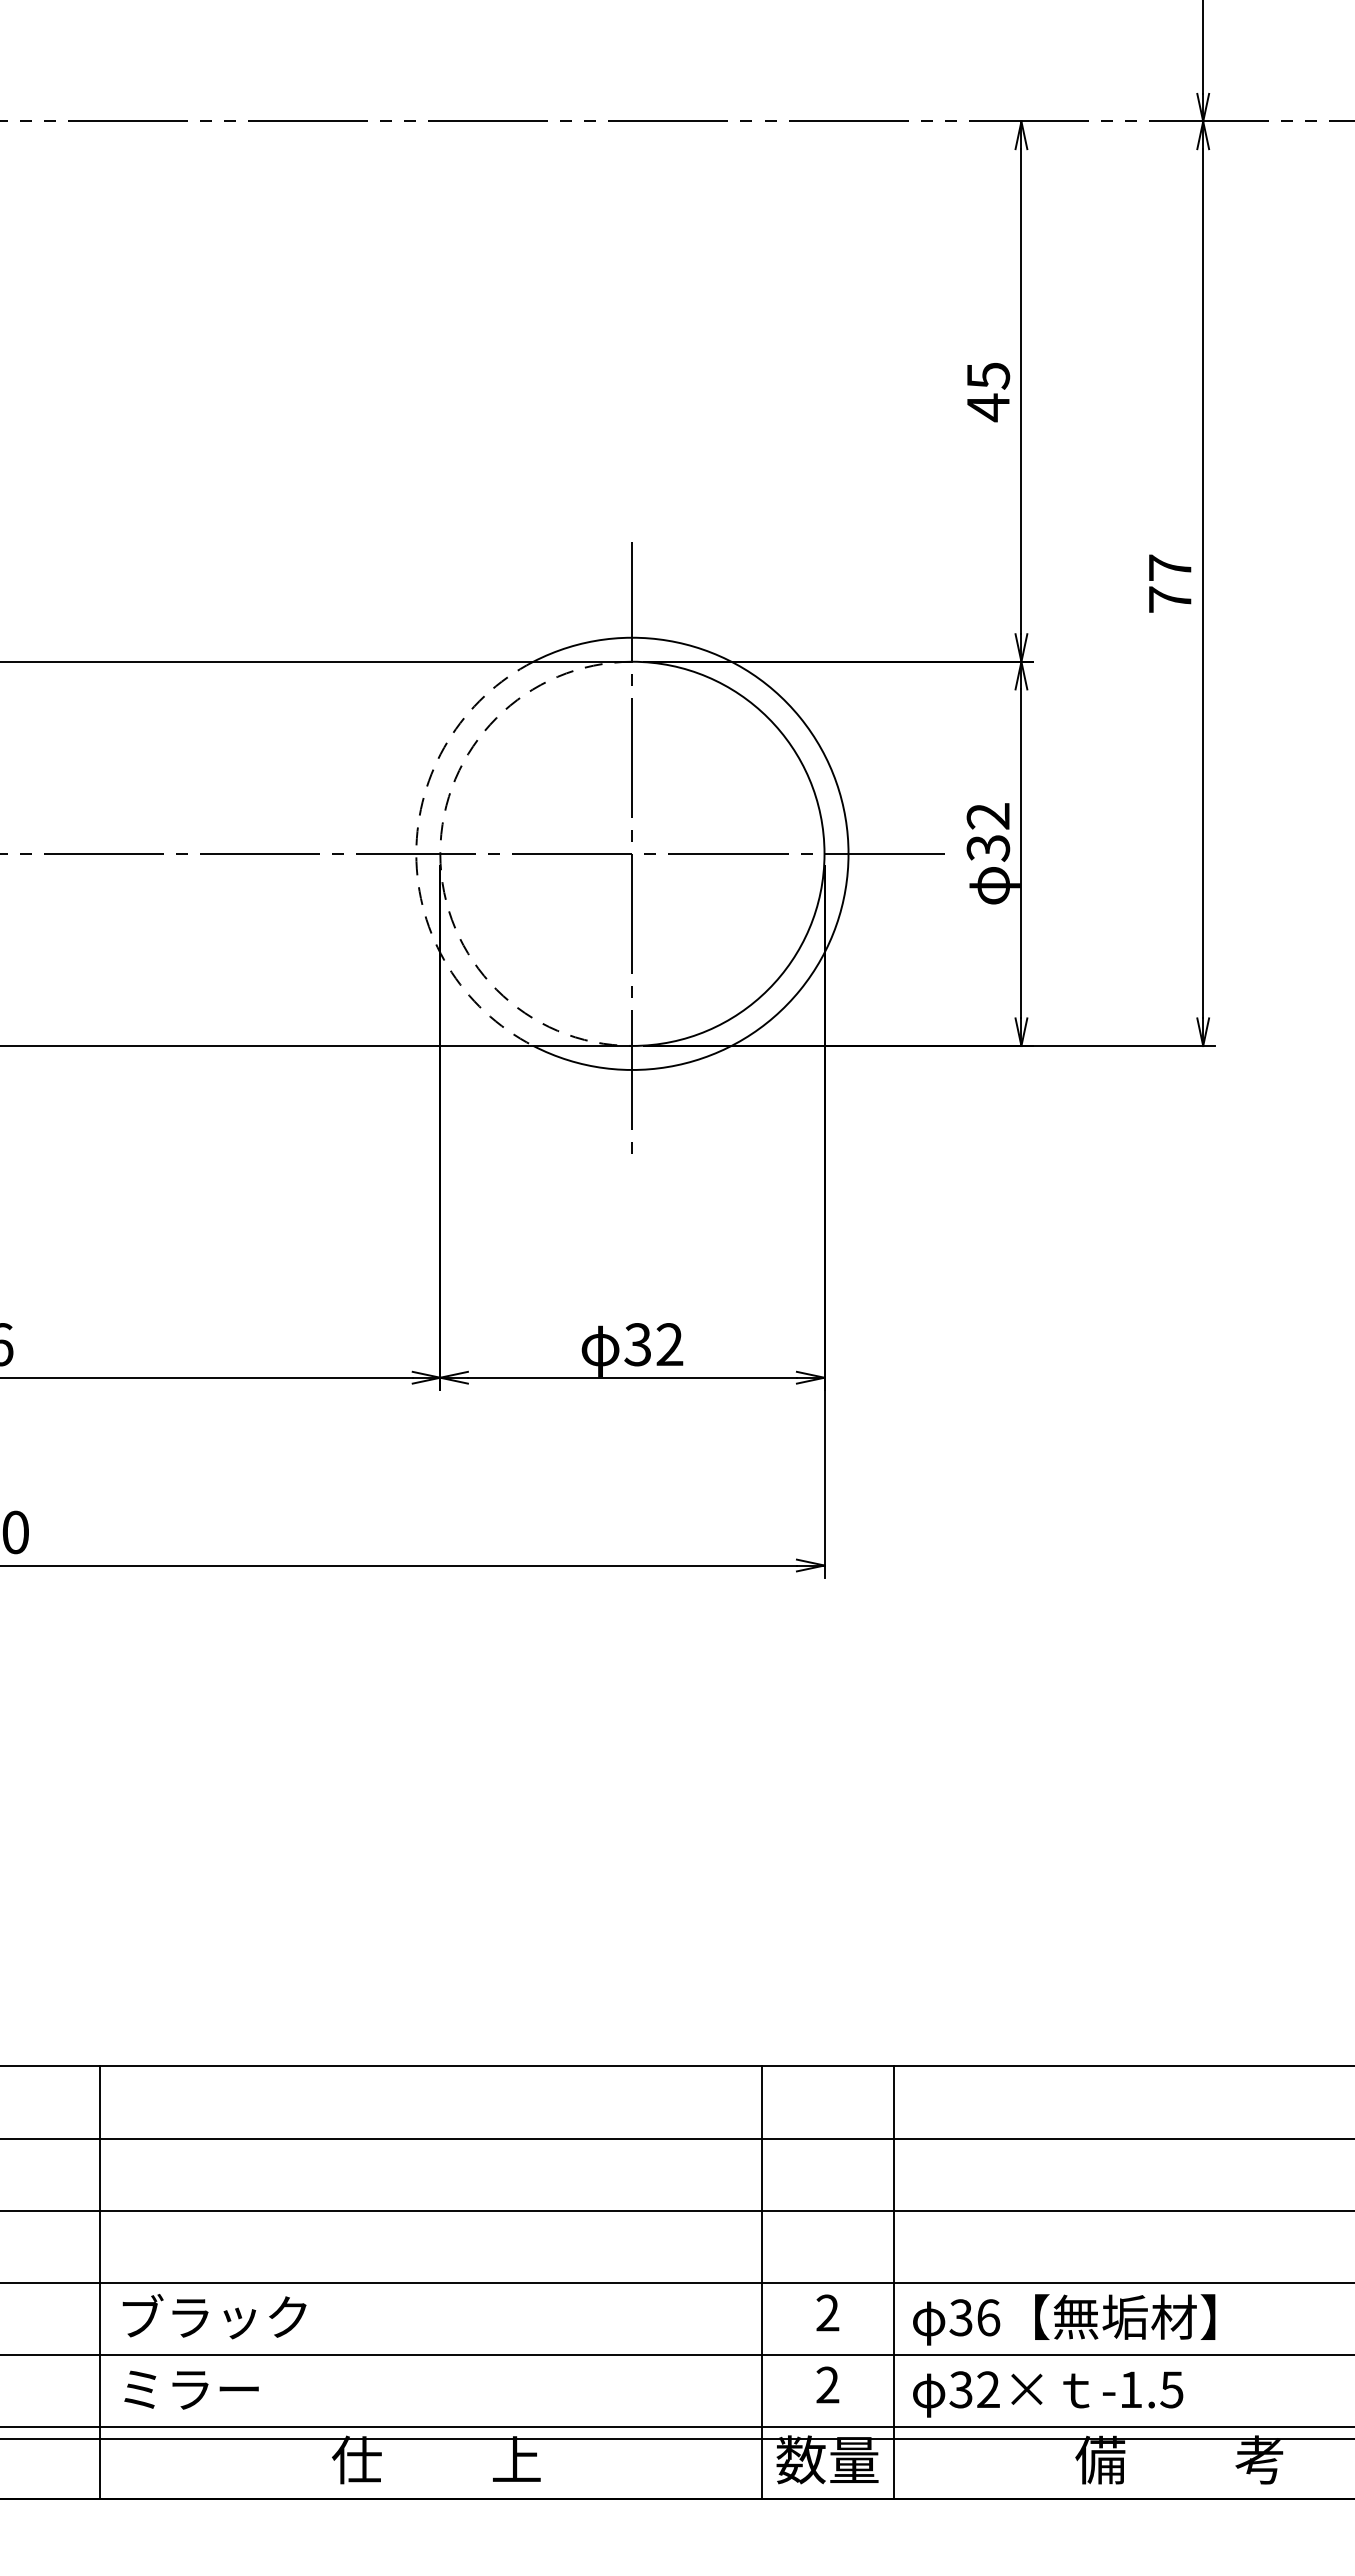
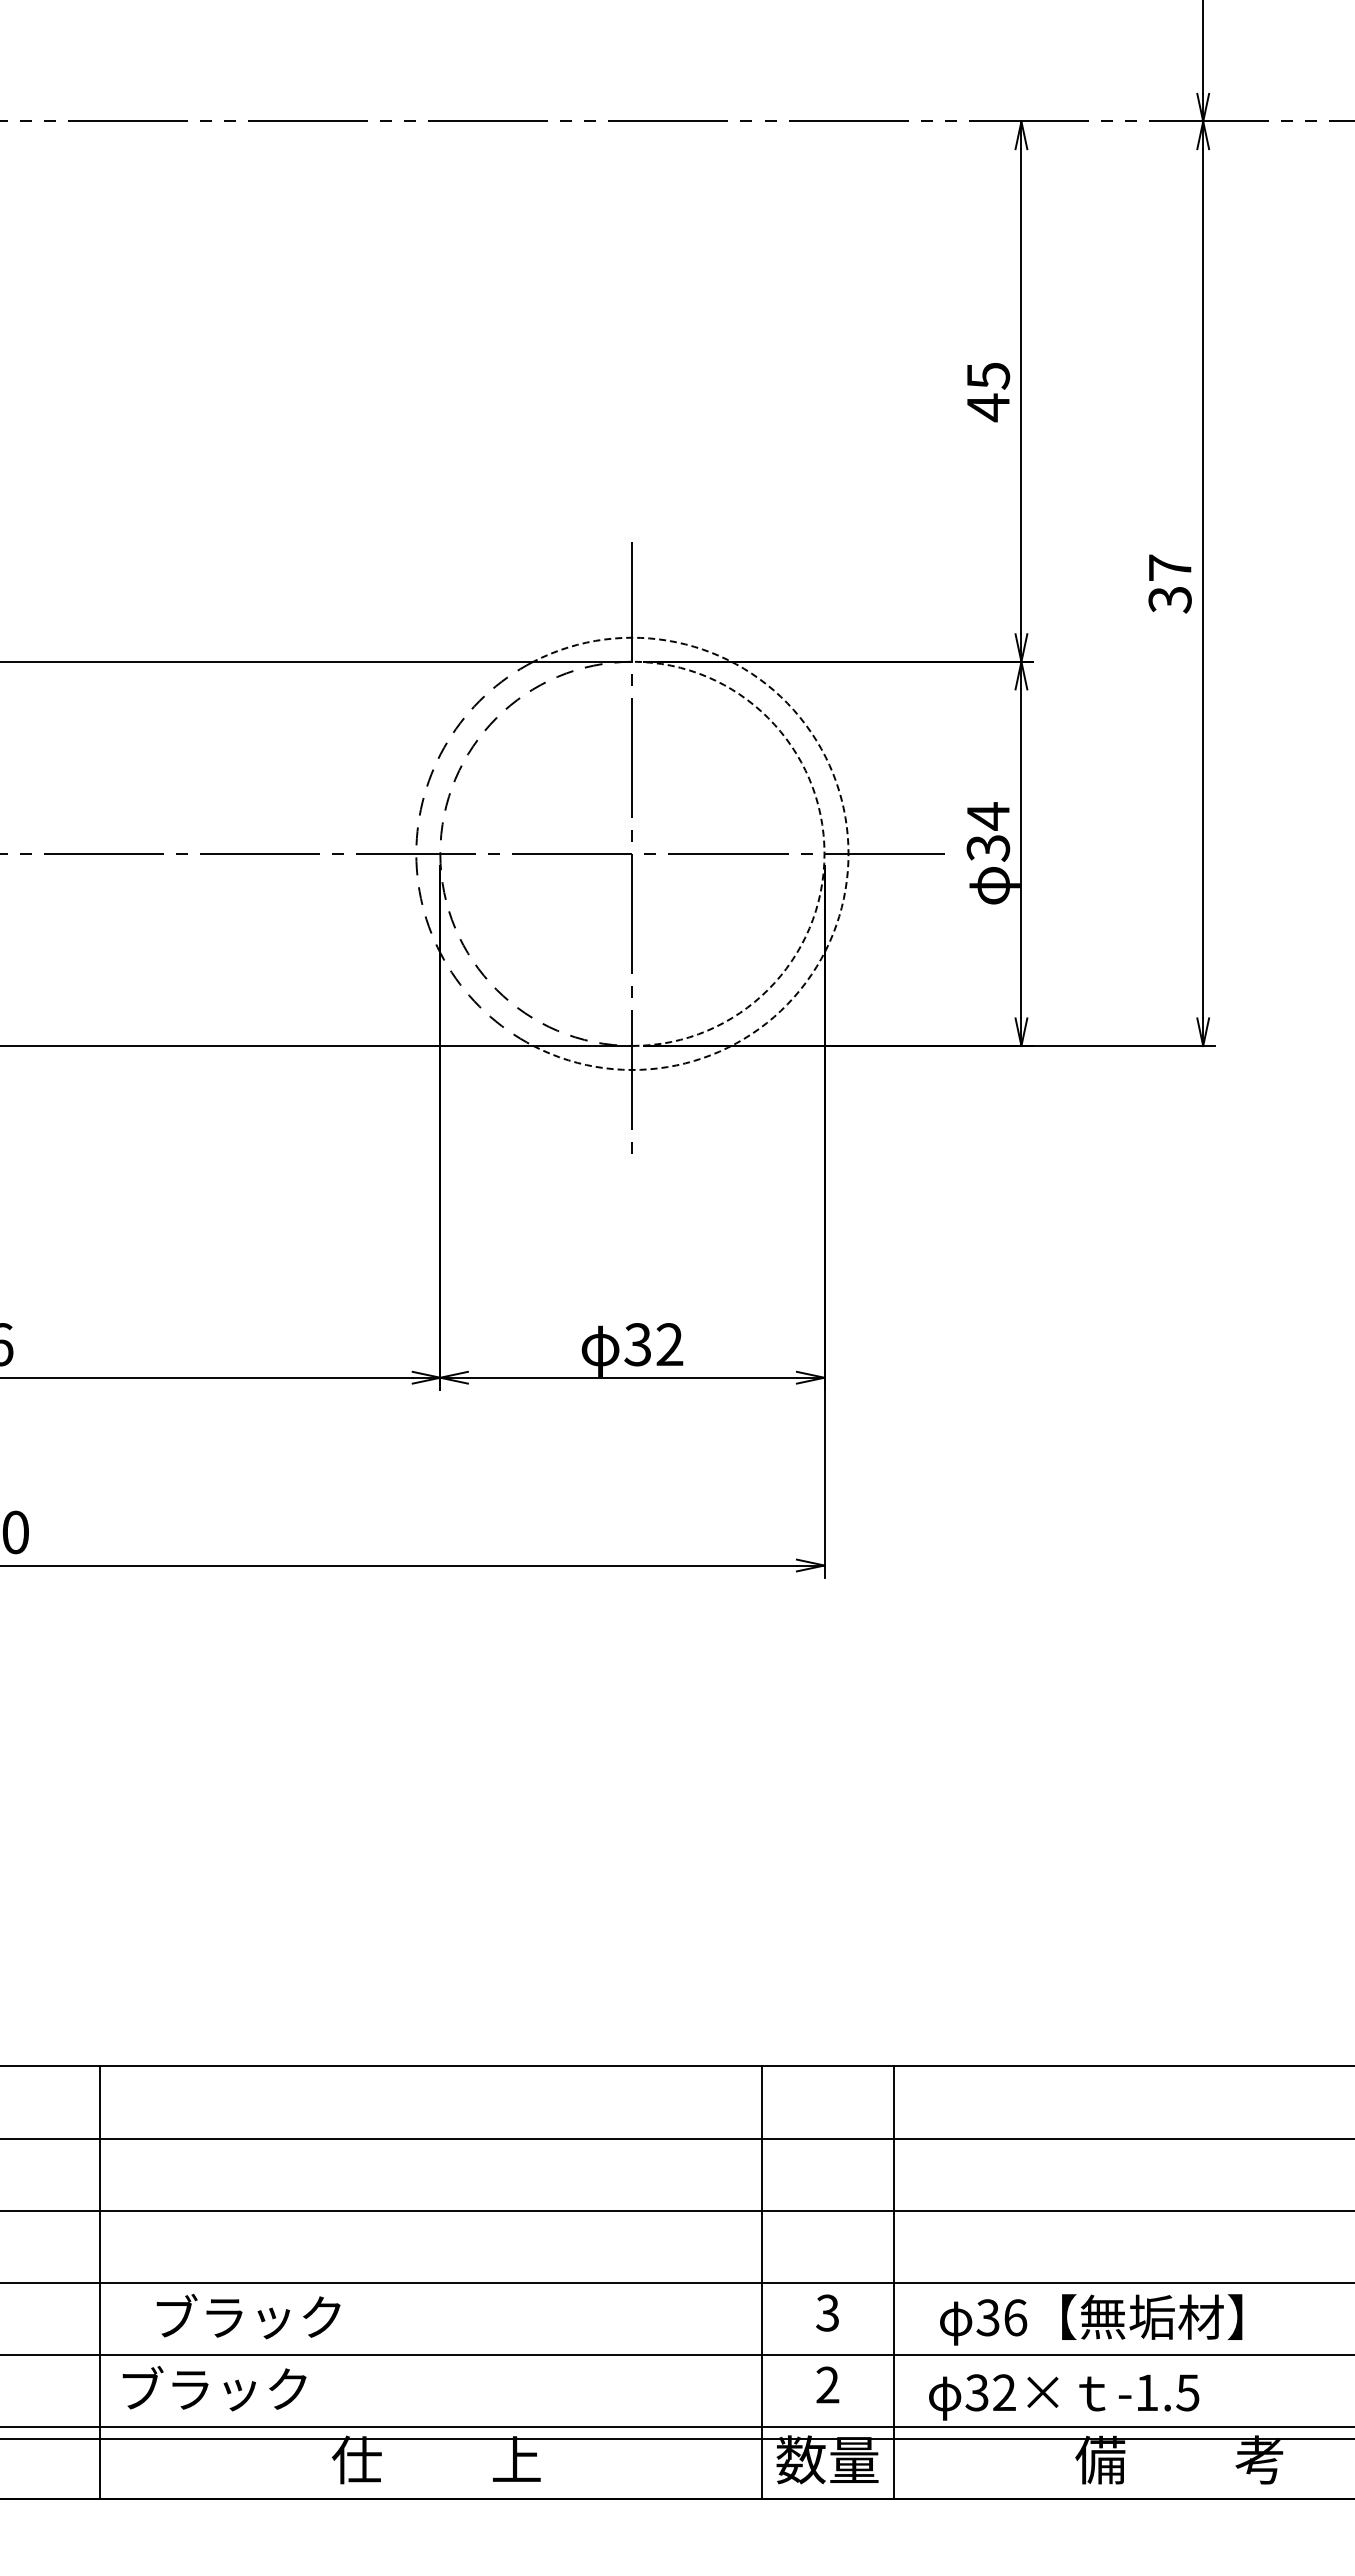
text: 77 -> 37 (1169, 599)
text: 32 -> 34 (987, 816)
arc: solid -> dashed (824, 853)
arc: solid -> dashed (848, 853)
text: 2 -> 3 (827, 2312)
text position: (214, 2316) -> (248, 2316) (248, 2316)
text position: (1064, 2319) -> (1091, 2319) (1091, 2319)
text: ミラー -> ブラック (214, 2388)
text position: (1048, 2394) -> (1064, 2397) (1064, 2397)
